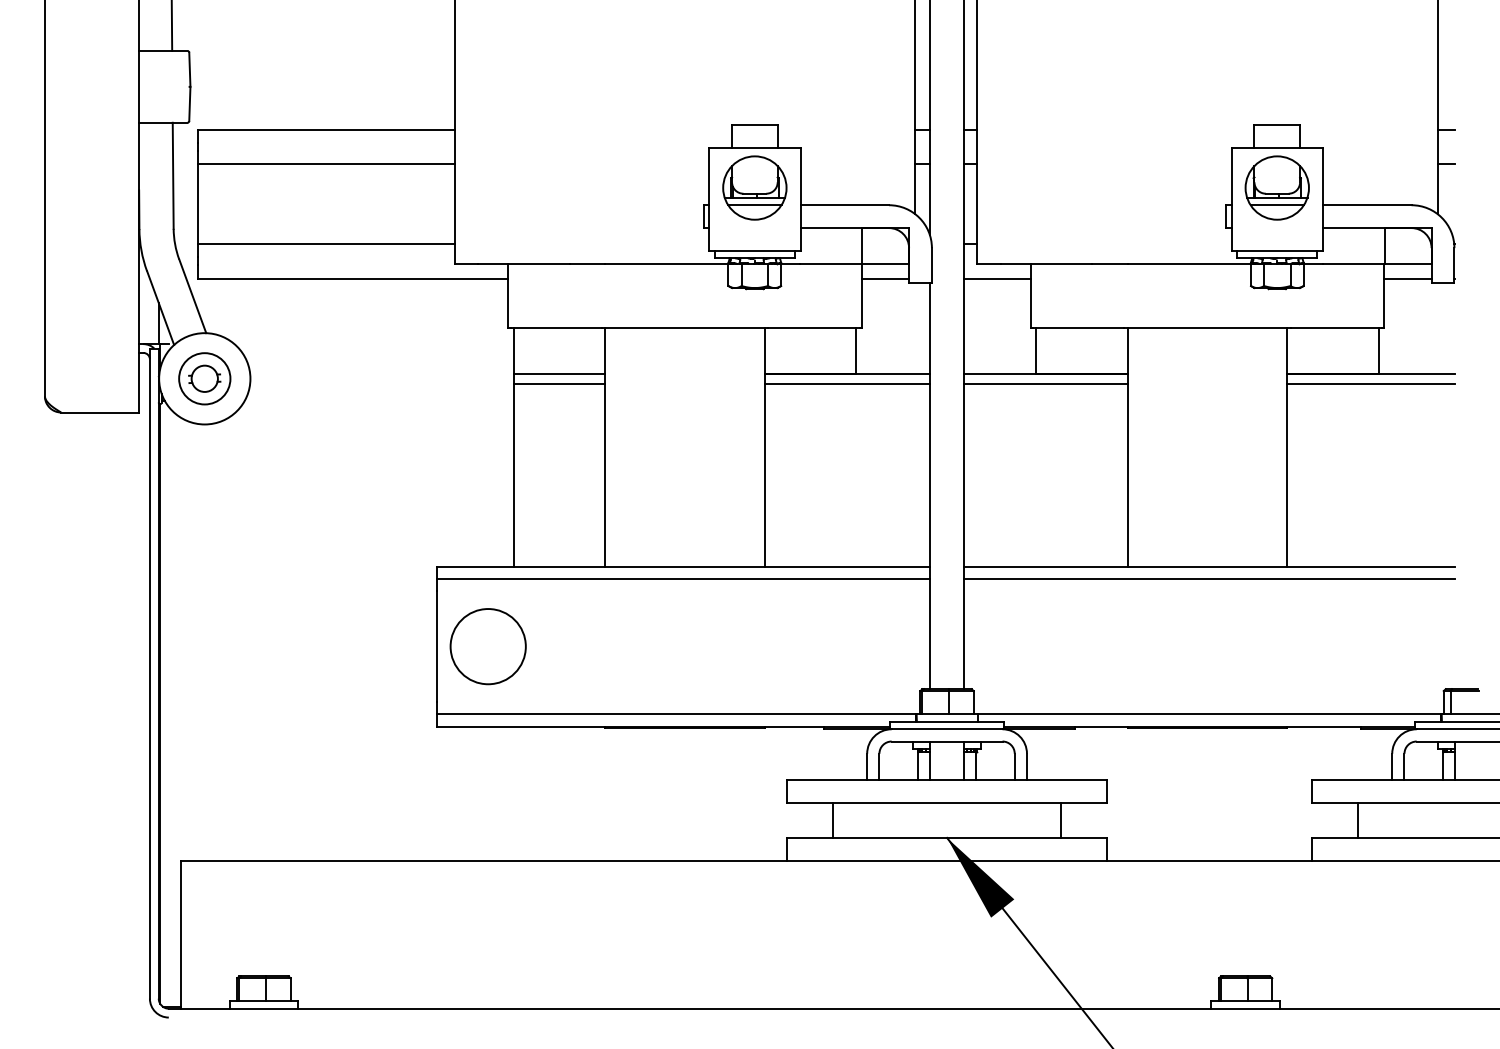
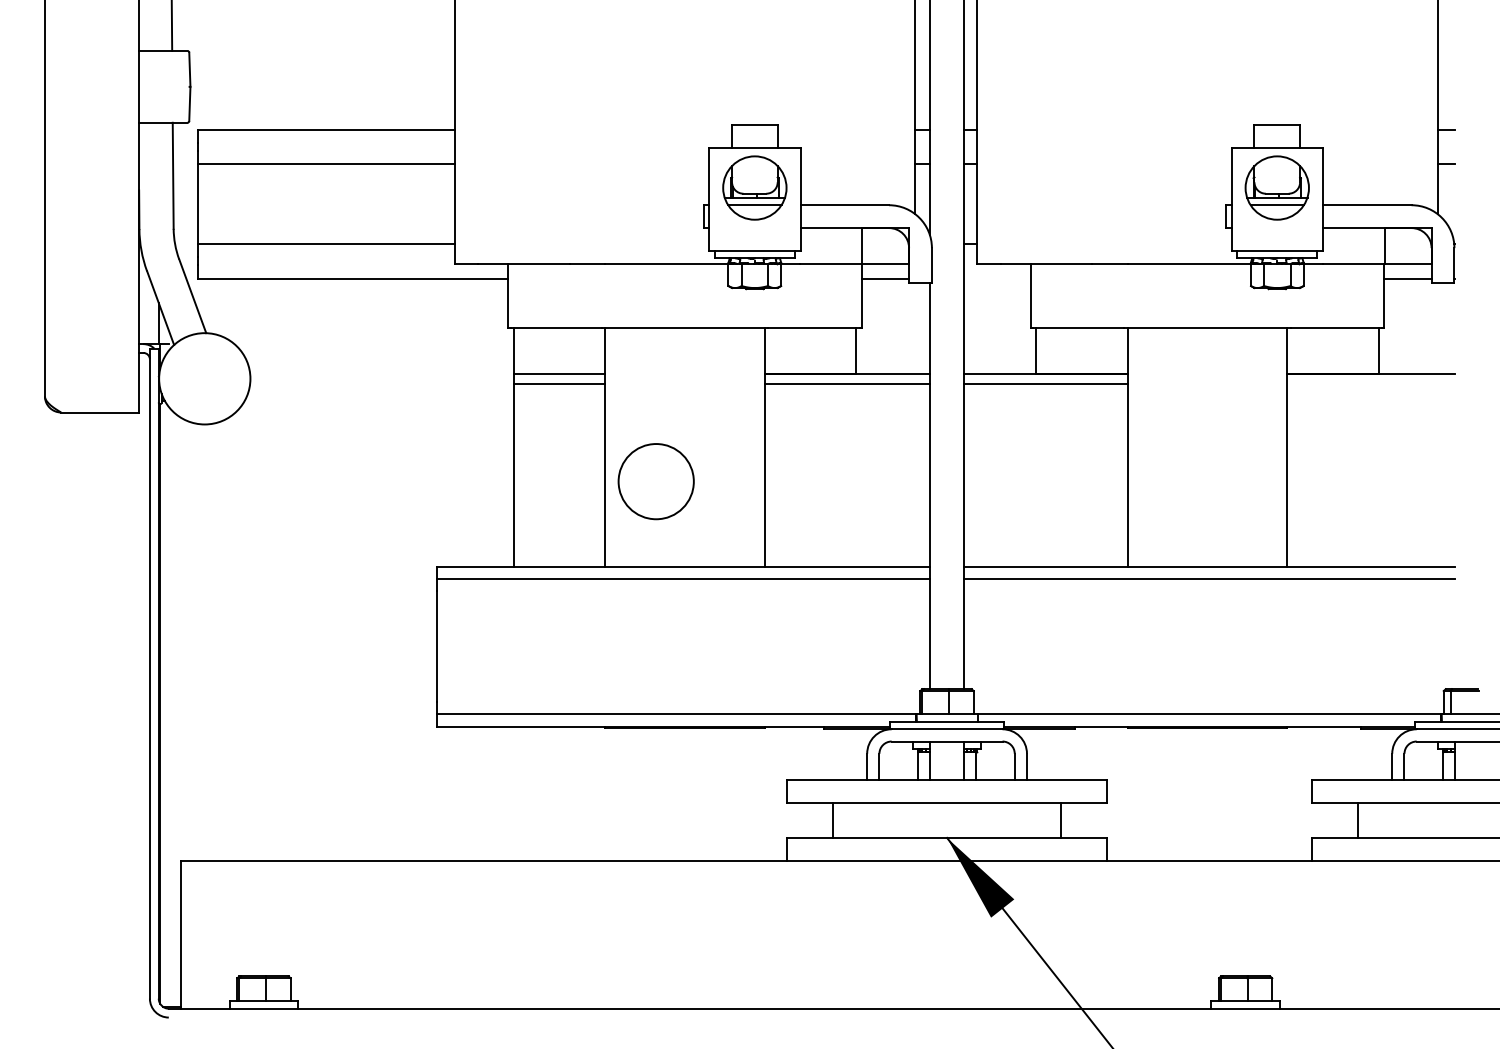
line: present -> none (997, 278)
part: present -> none (204, 378)
line: present -> none (1370, 384)
circle position: (487, 646) -> (655, 481) (655, 481)
